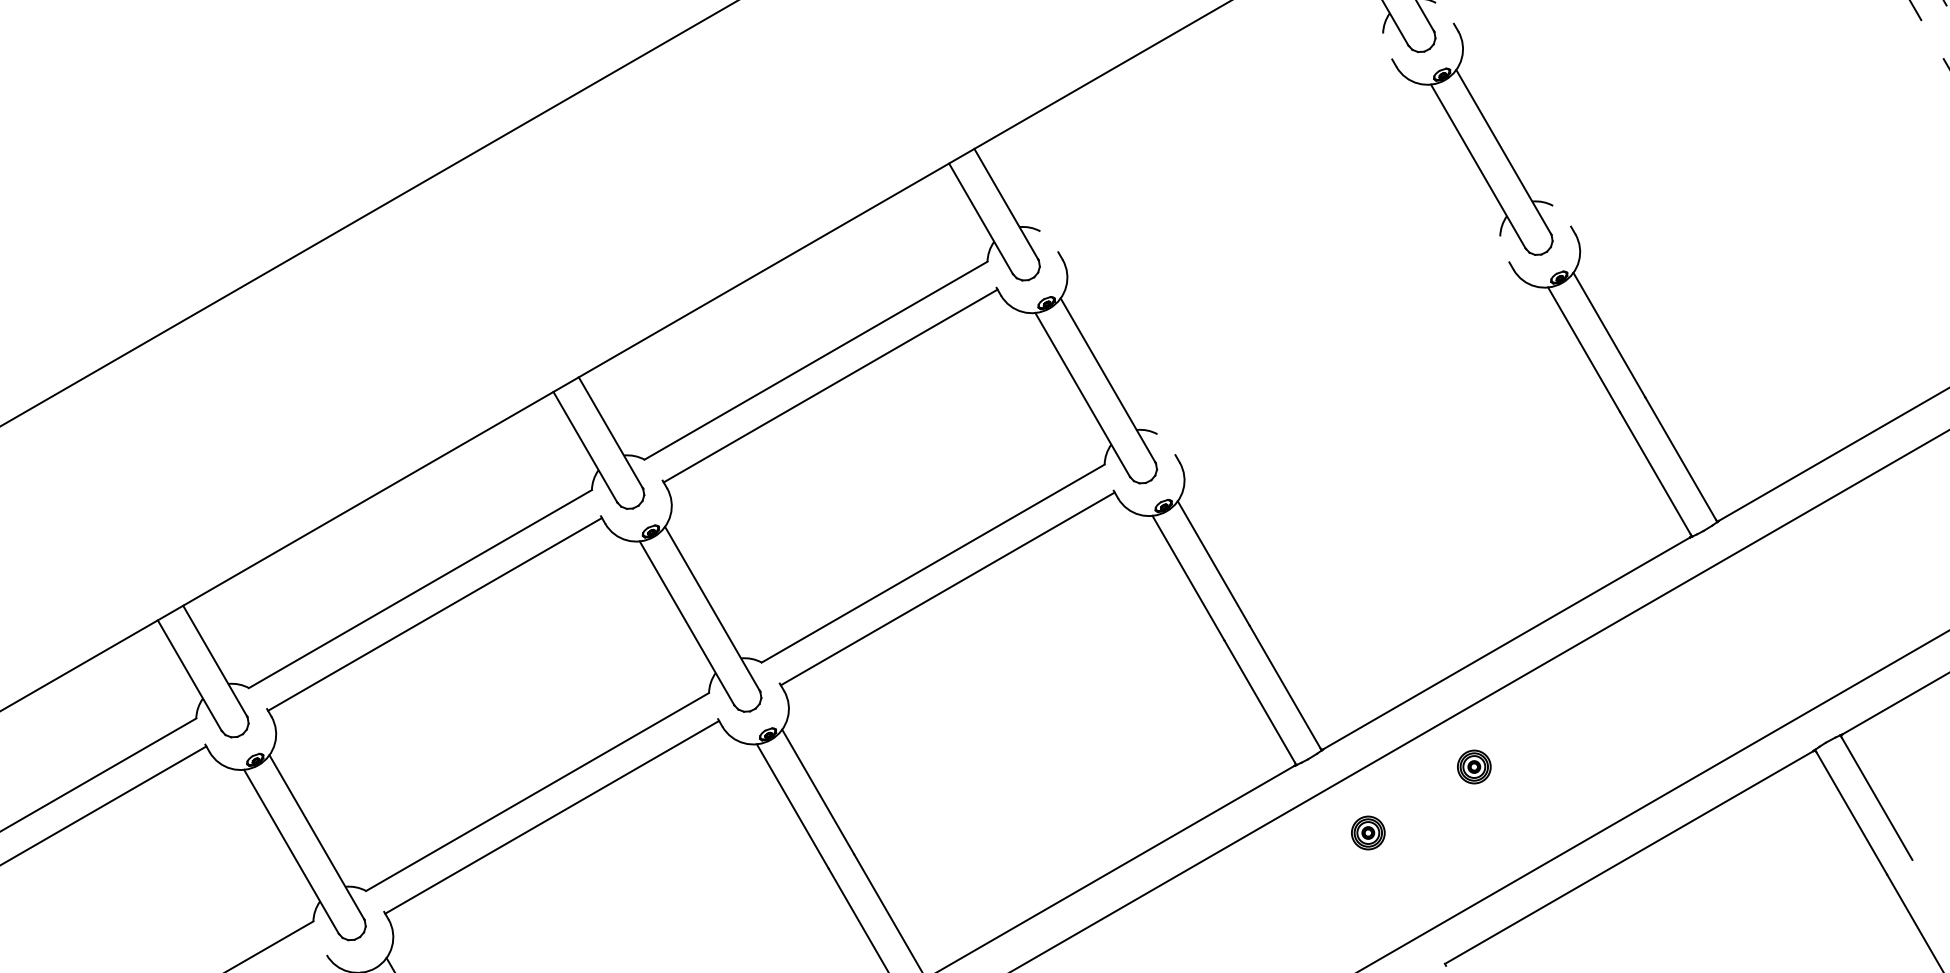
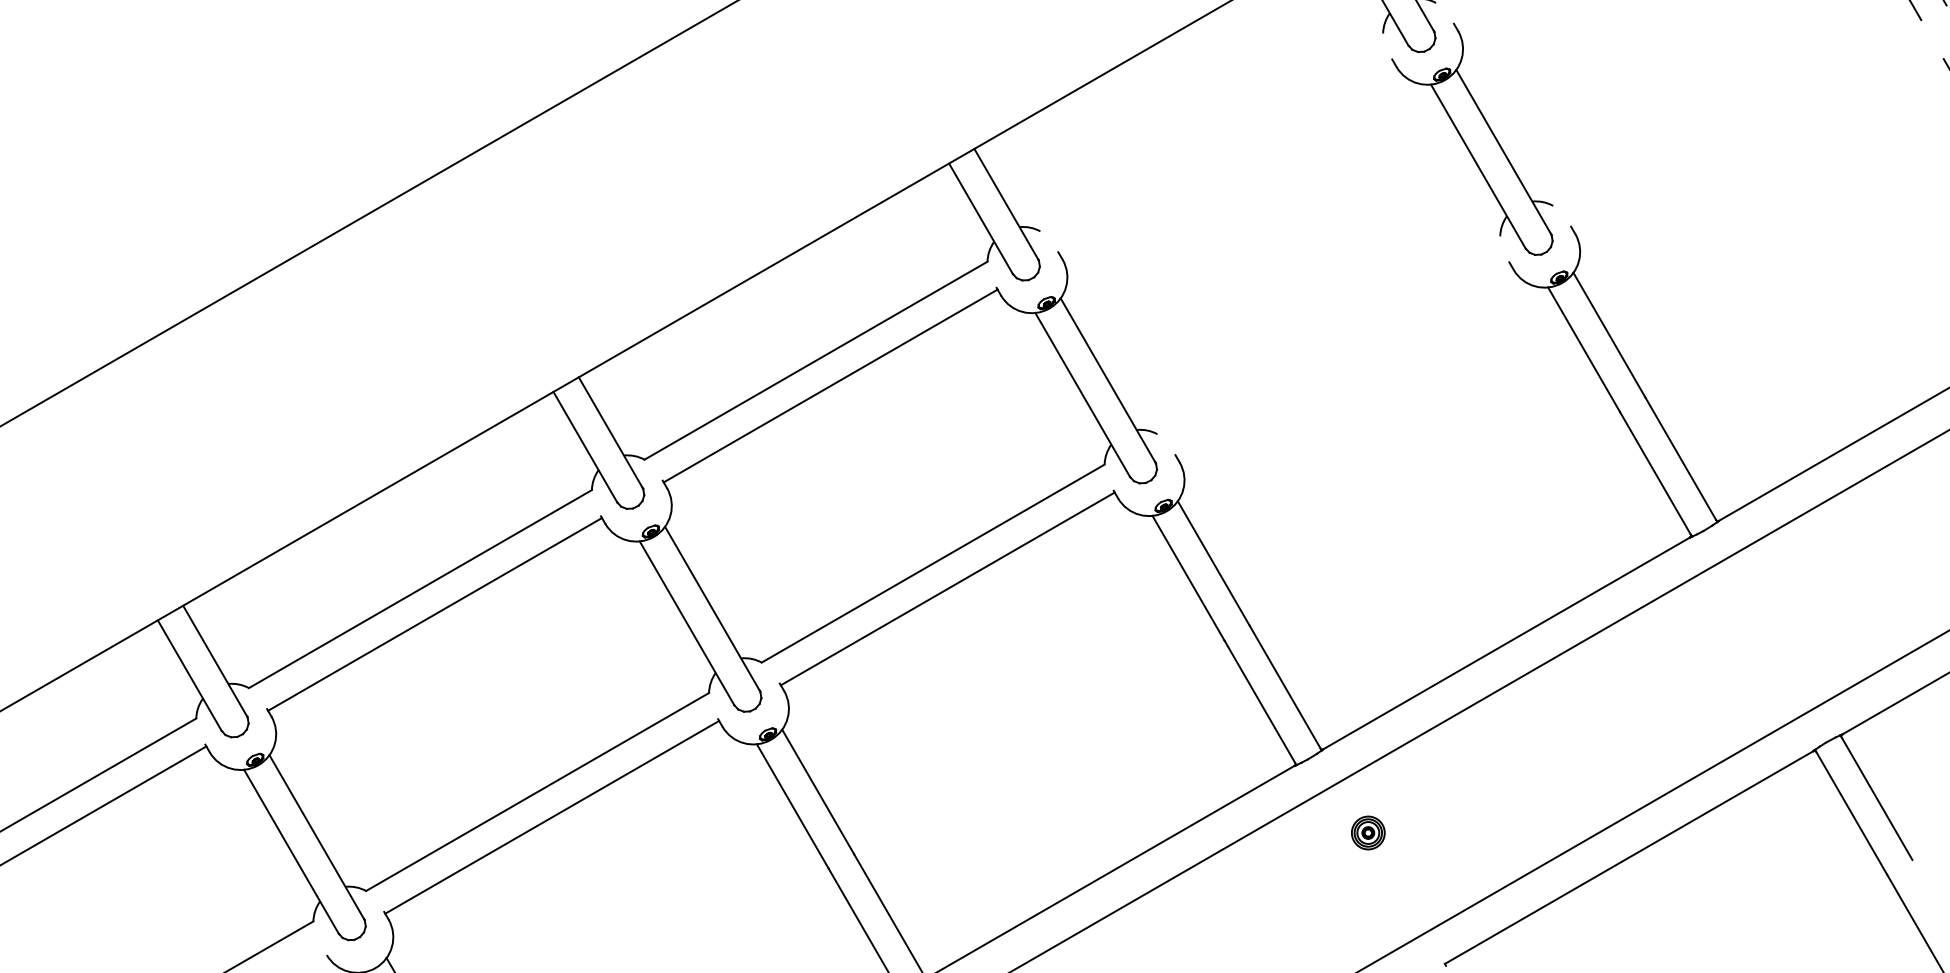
part: present -> none (1474, 766)
